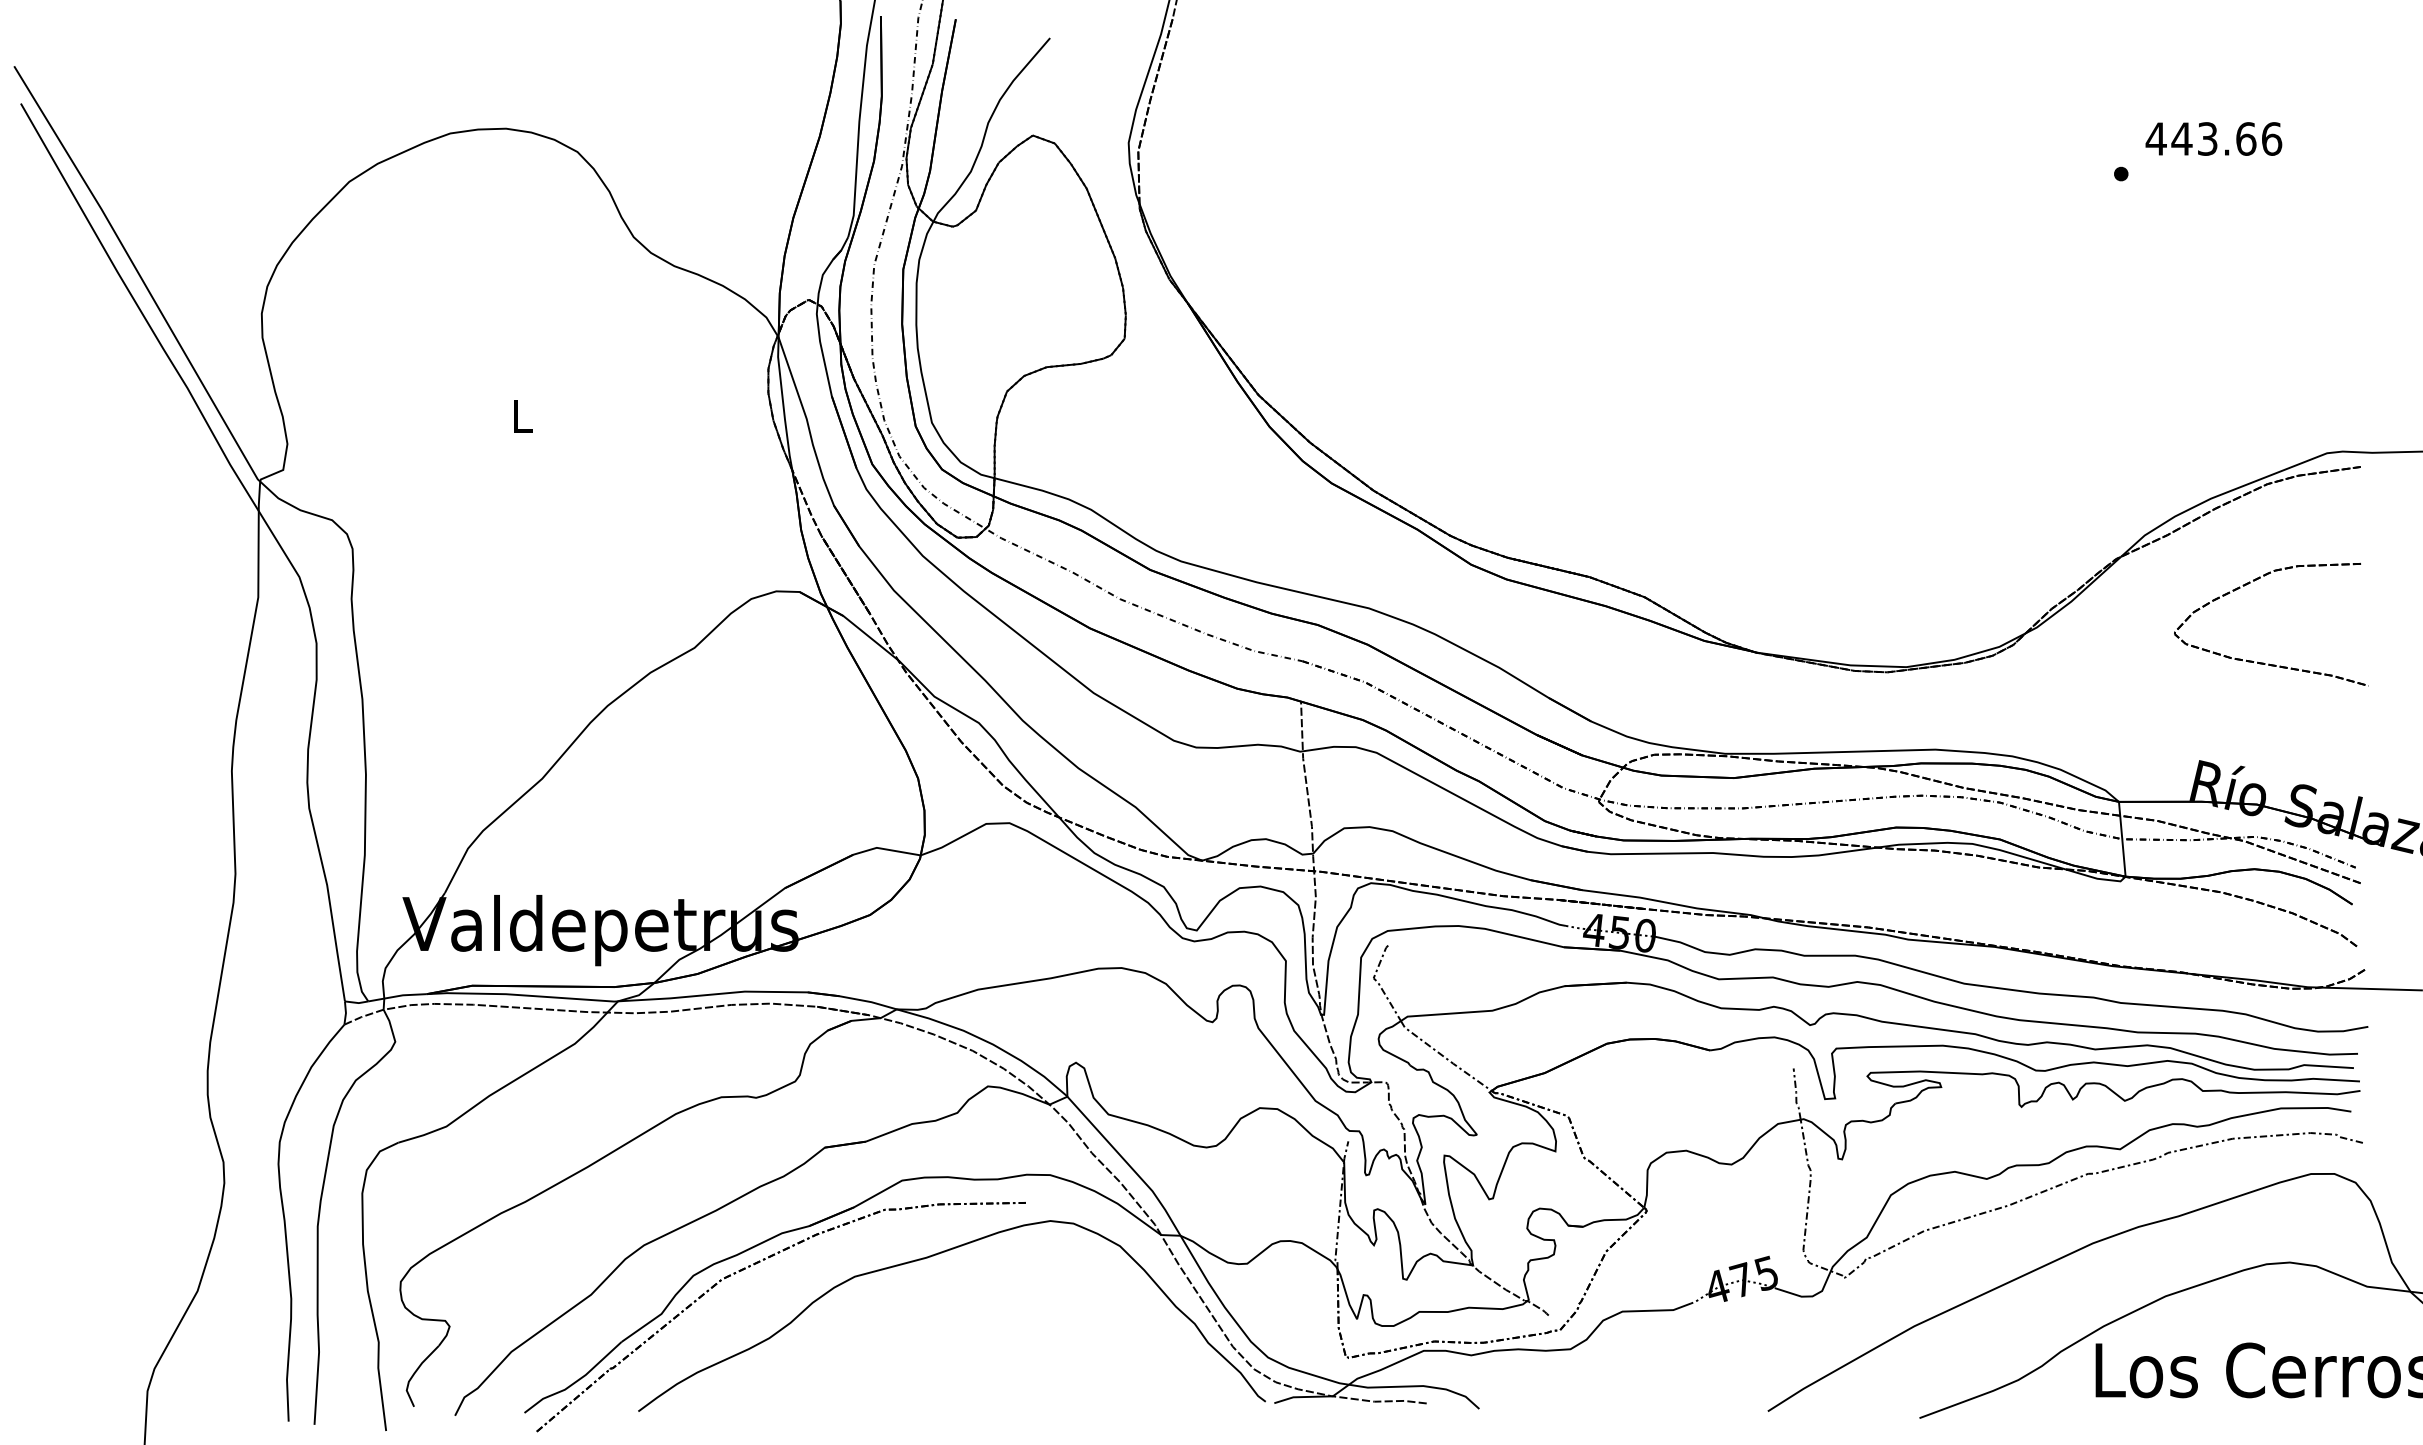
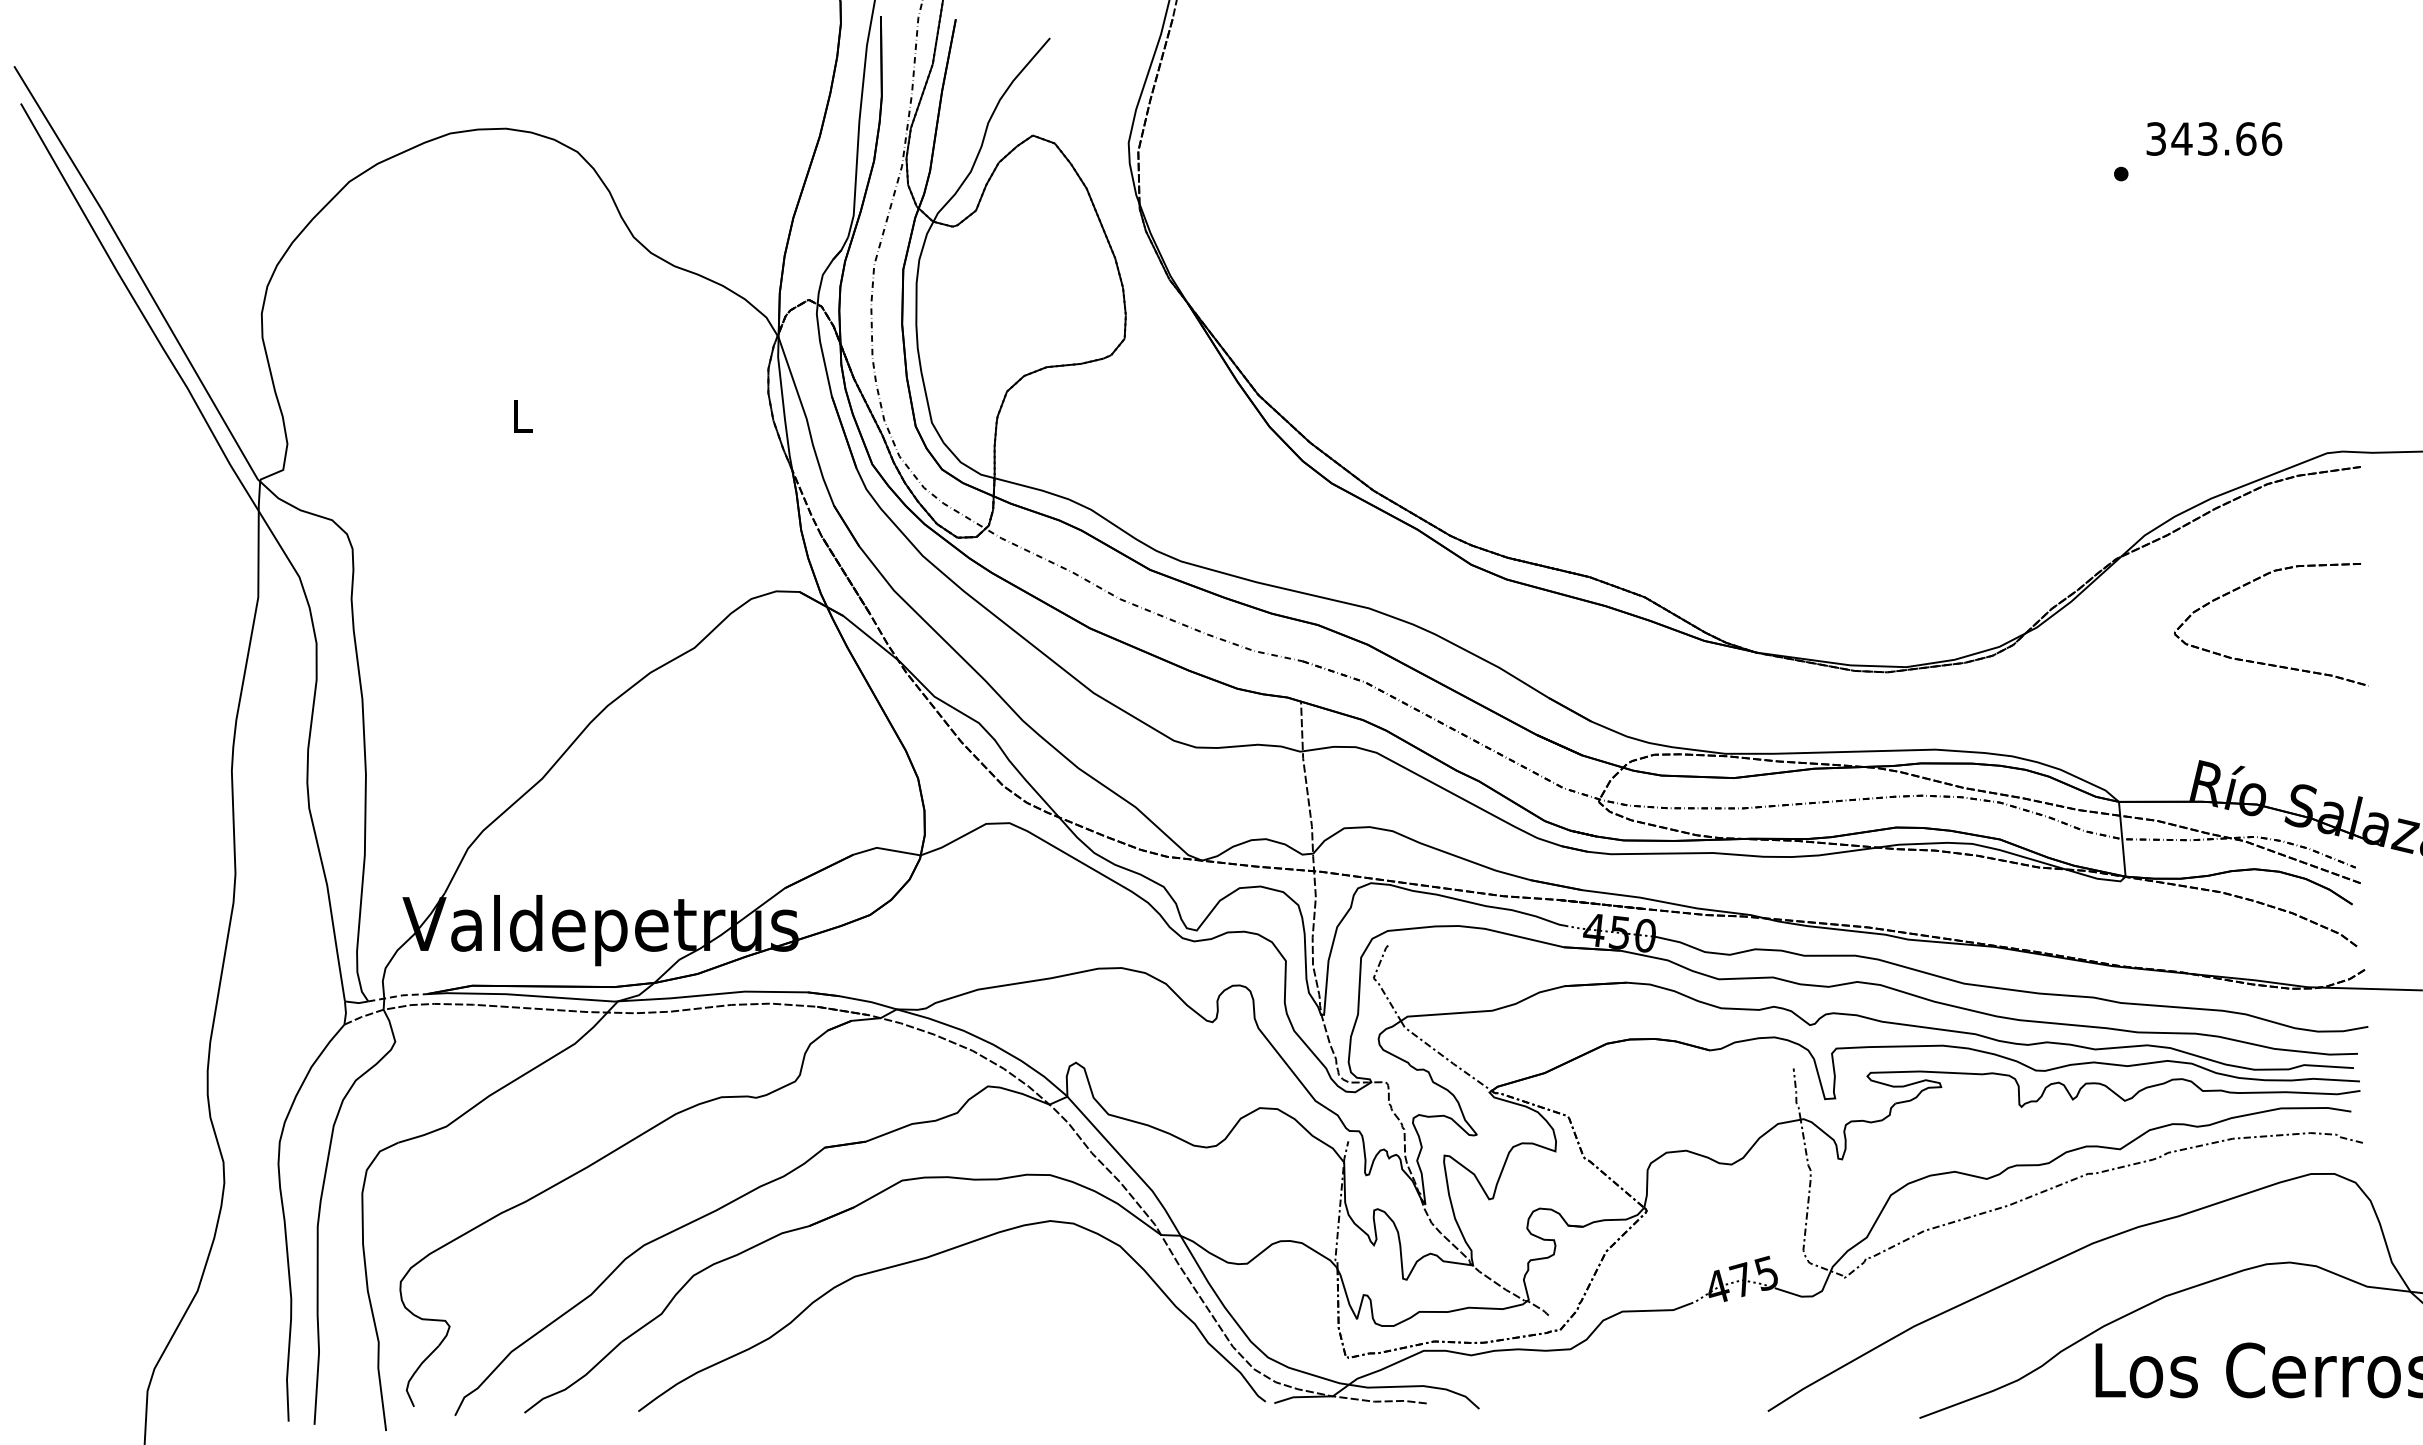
text: 443.66 -> 343.66 (2155, 138)
line: solid -> dashed (398, 996)
part: present -> none (754, 1265)
